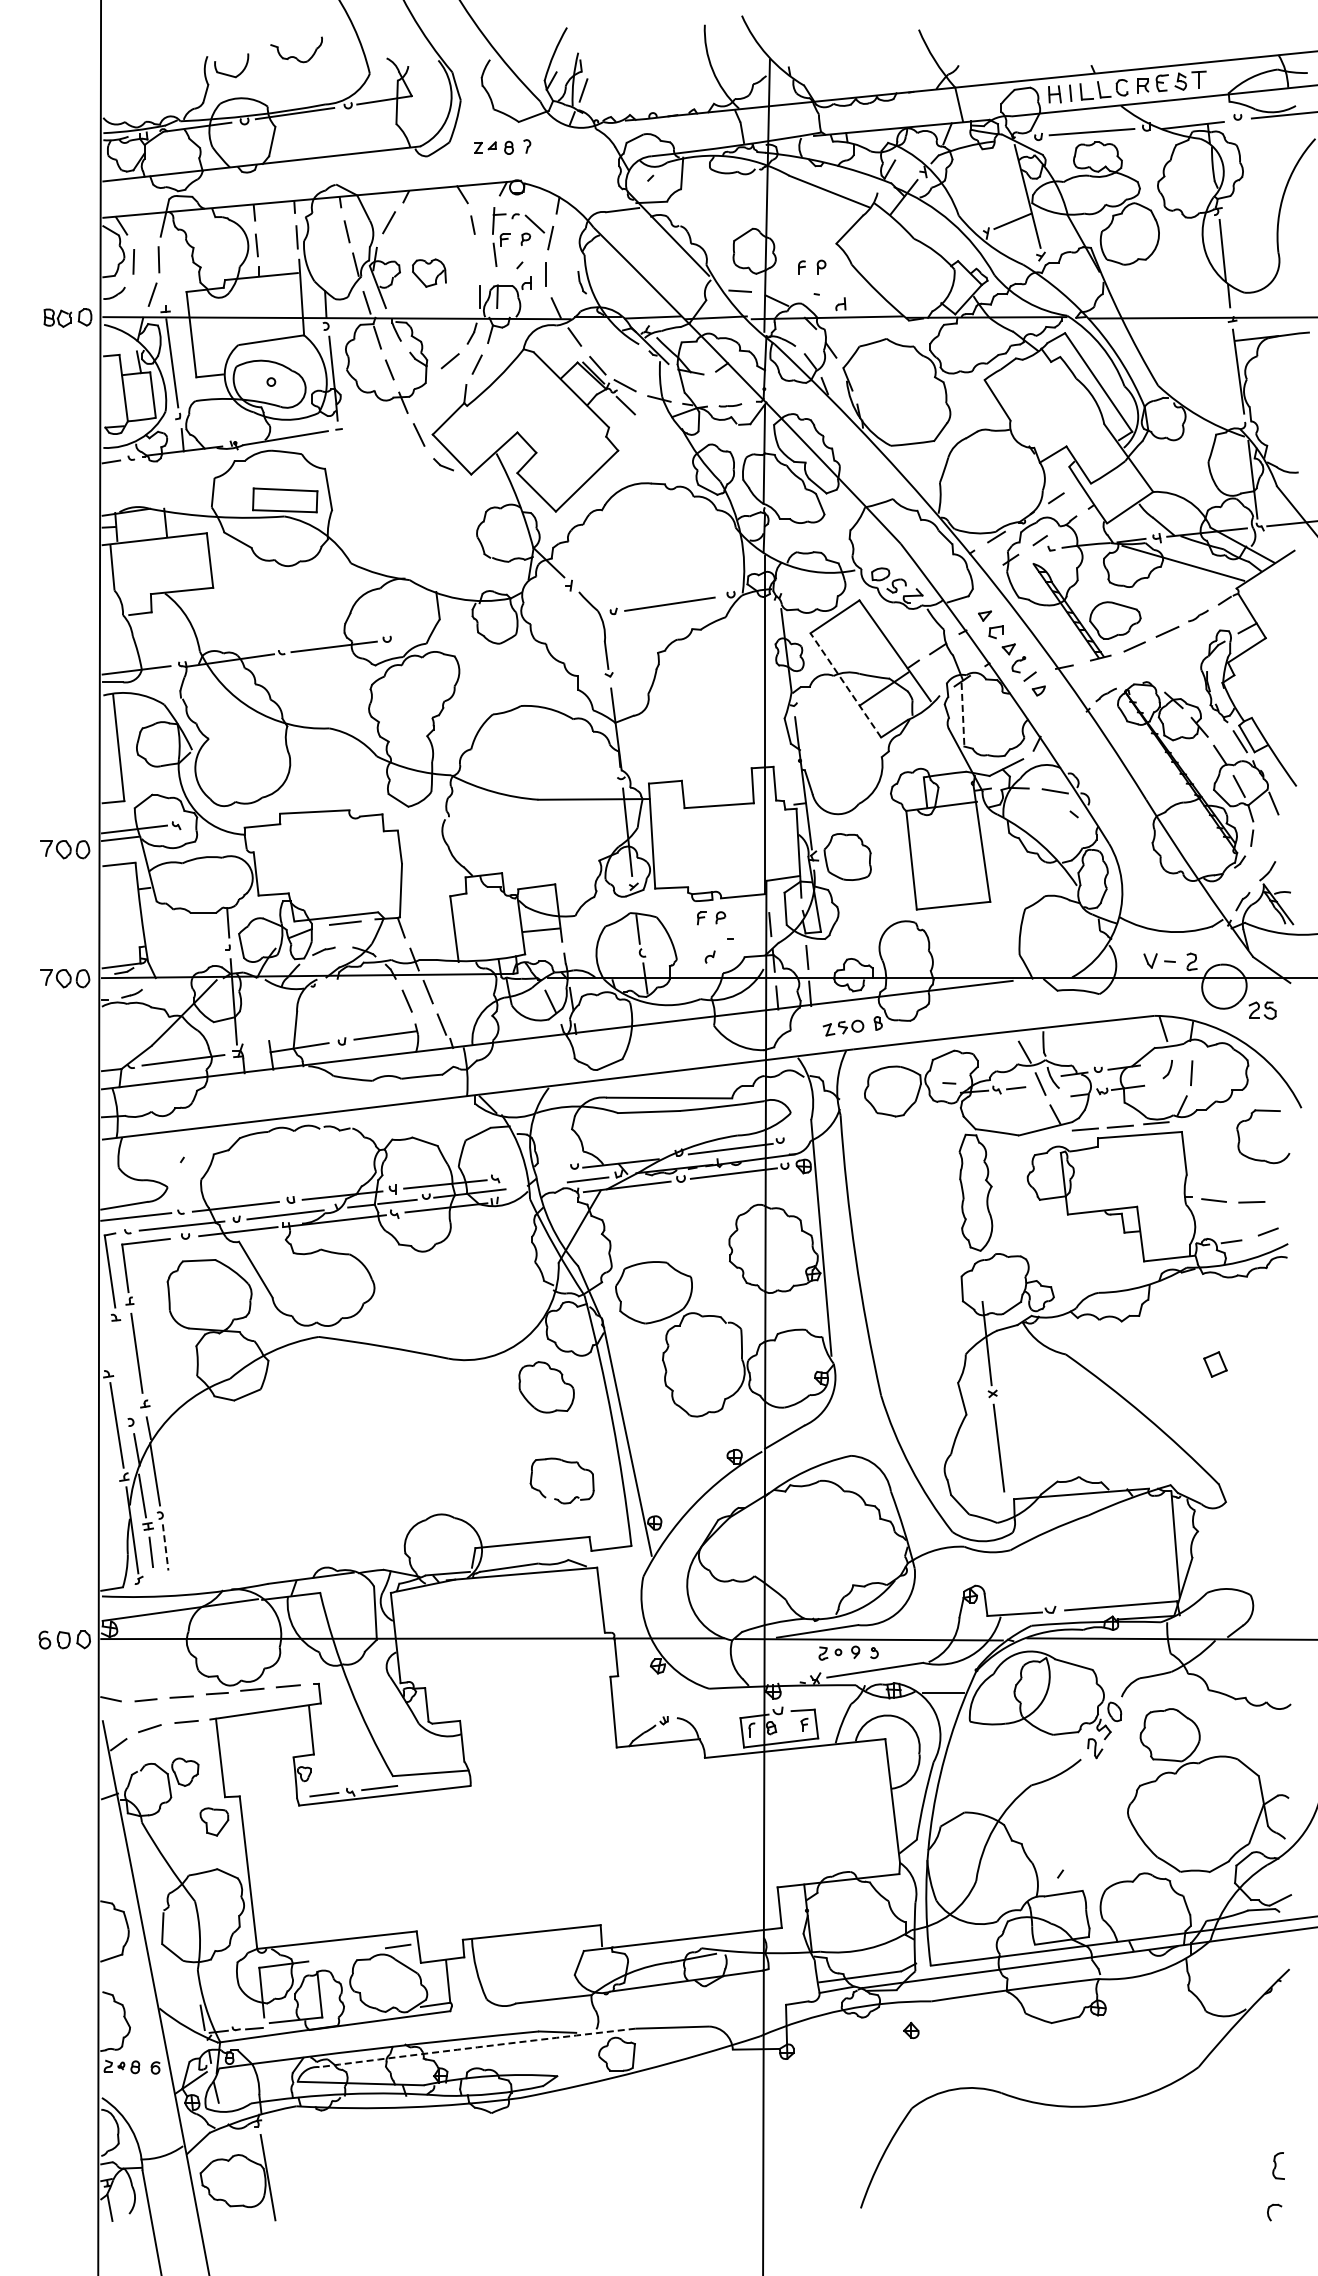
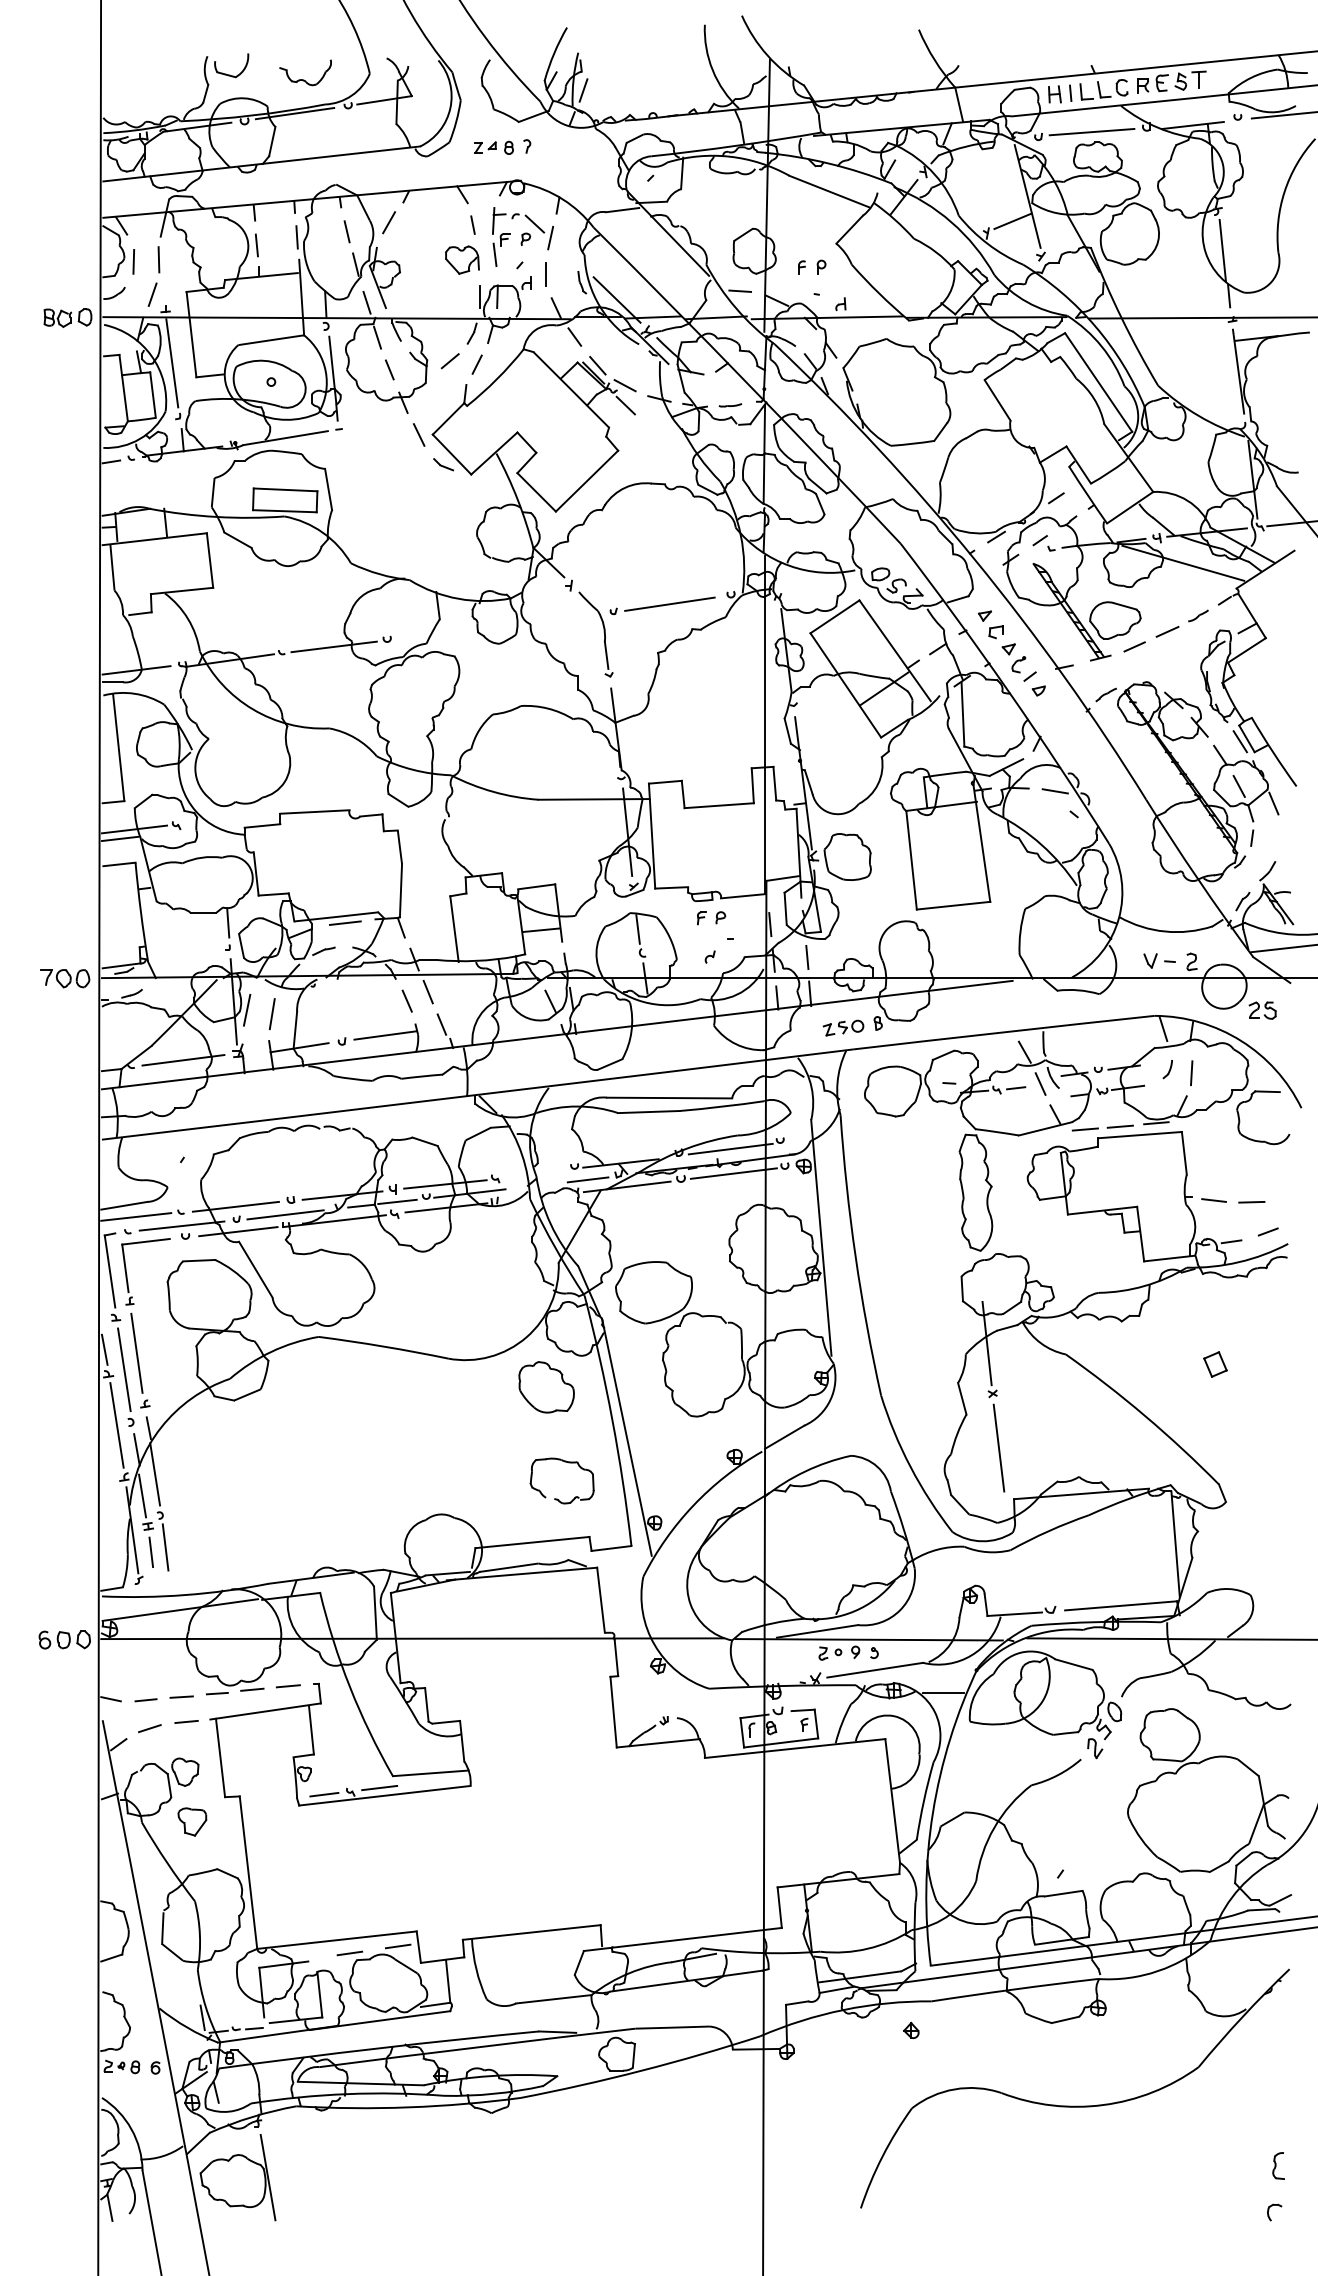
part position: (295, 56) -> (304, 79) (304, 79)
part position: (429, 272) -> (462, 259) (462, 259)
line: none -> present (616, 299)
line: dashed -> solid (845, 685)
line: dashed -> solid (962, 714)
part: present -> none (65, 849)
line: none -> present (1282, 948)
line: none -> present (246, 1009)
line: none -> present (271, 1014)
part position: (1249, 1120) -> (1249, 1101) (1249, 1101)
line: none -> present (104, 1349)
line: none -> present (124, 1369)
line: dashed -> solid (165, 1547)
part position: (214, 1821) -> (192, 1821) (192, 1821)
line: none -> present (349, 1953)
arc: dashed -> solid (477, 2047)
